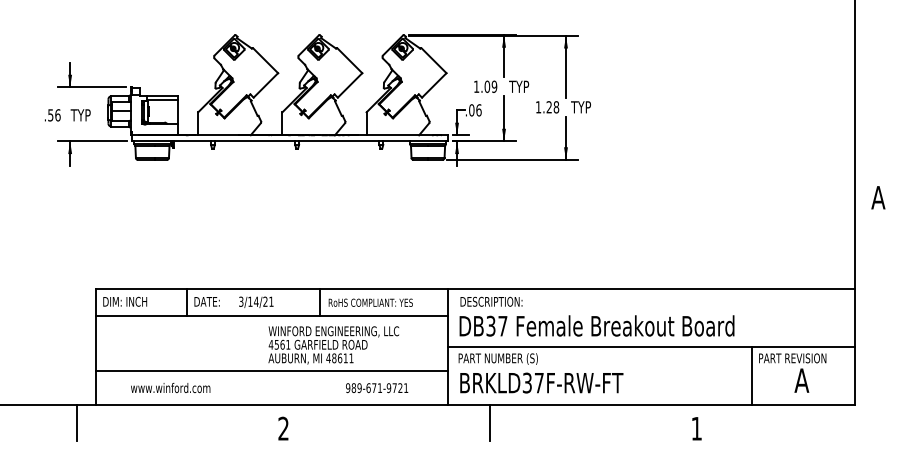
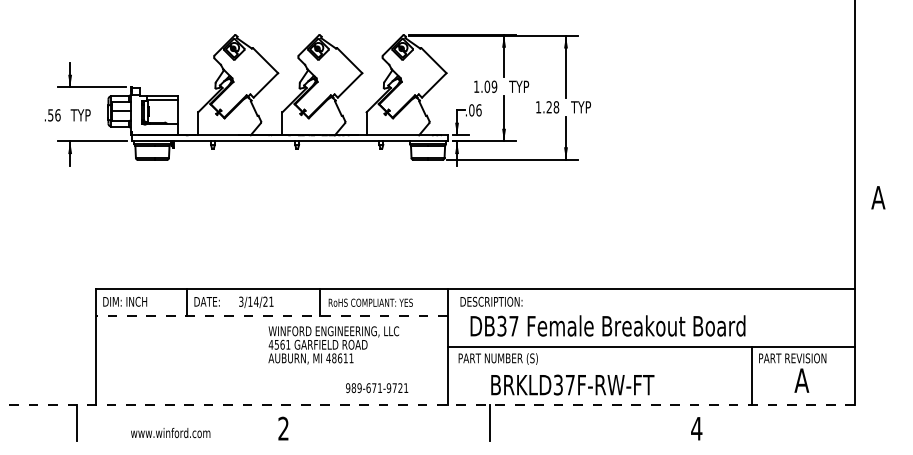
line: solid -> dashed (271, 315)
text position: (596, 325) -> (607, 325) (607, 325)
line: present -> none (271, 370)
text position: (541, 382) -> (572, 384) (572, 384)
text position: (170, 388) -> (170, 433) (170, 433)
line: solid -> dashed (427, 404)
text: 1 -> 4 (696, 428)
